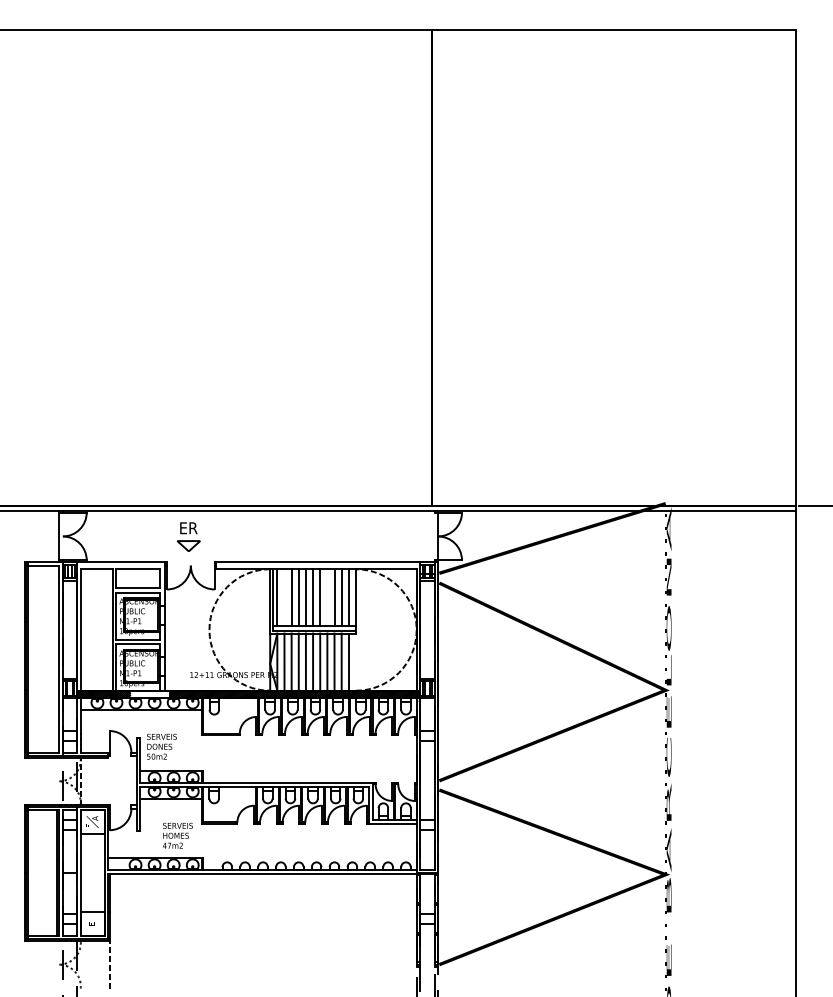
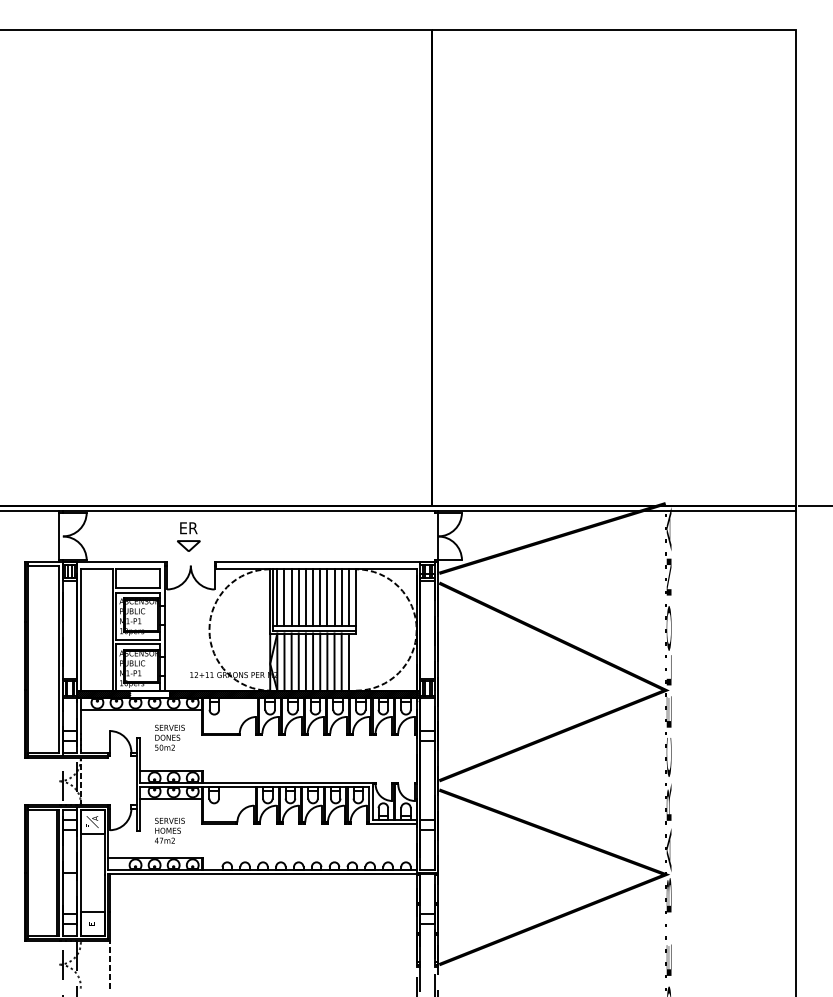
line: none -> present (284, 597)
line: none -> present (327, 597)
text position: (161, 746) -> (169, 737) (169, 737)
text position: (177, 835) -> (169, 830) (169, 830)
